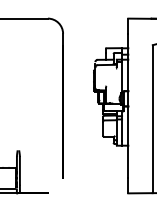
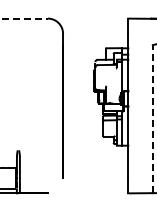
line: solid -> dashed (24, 18)
line: solid -> dashed (152, 119)
